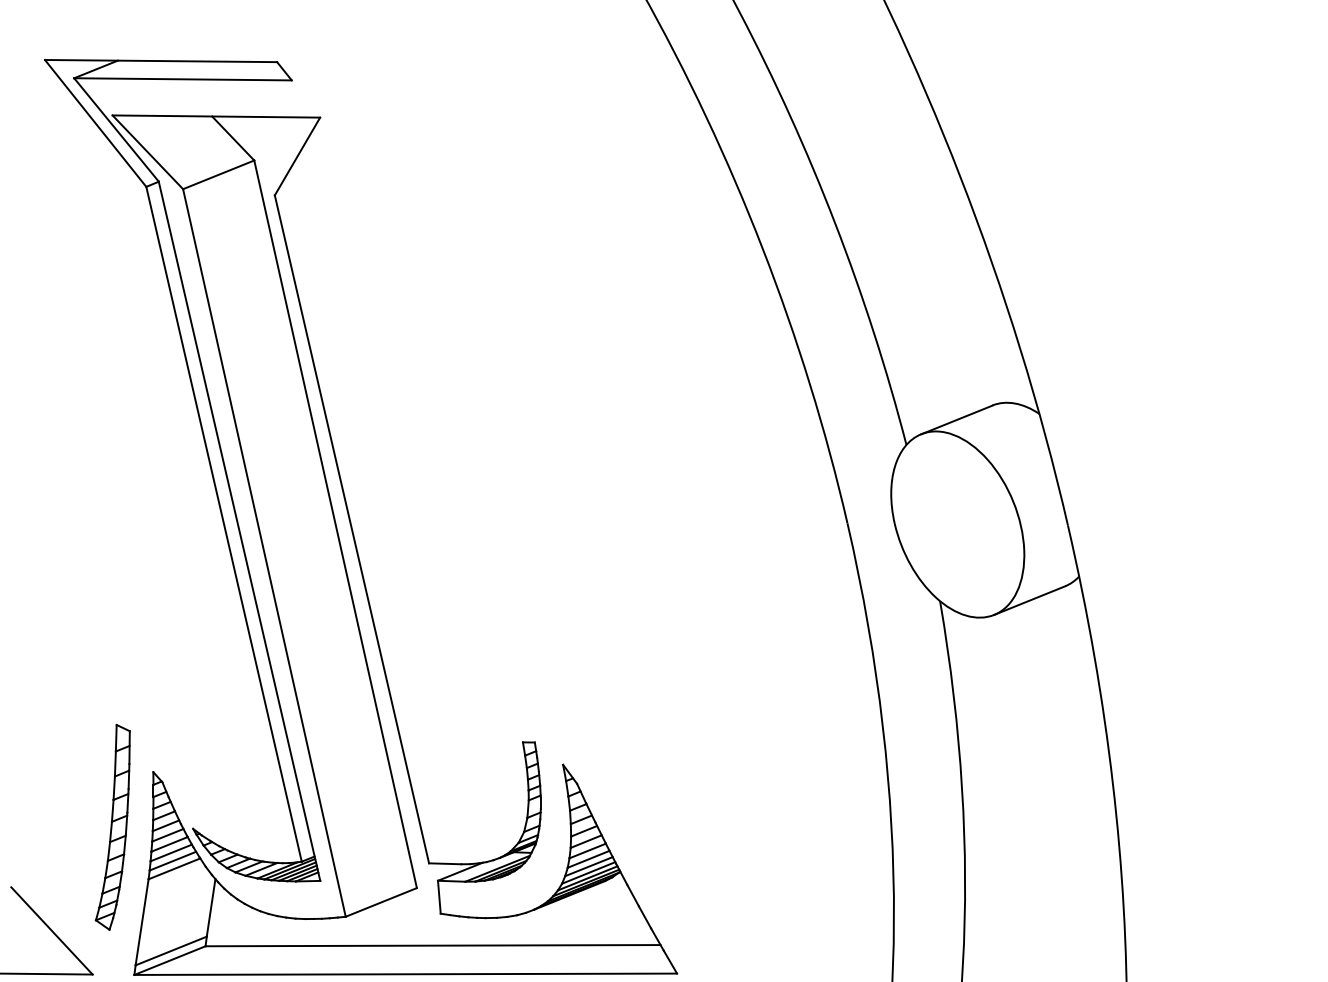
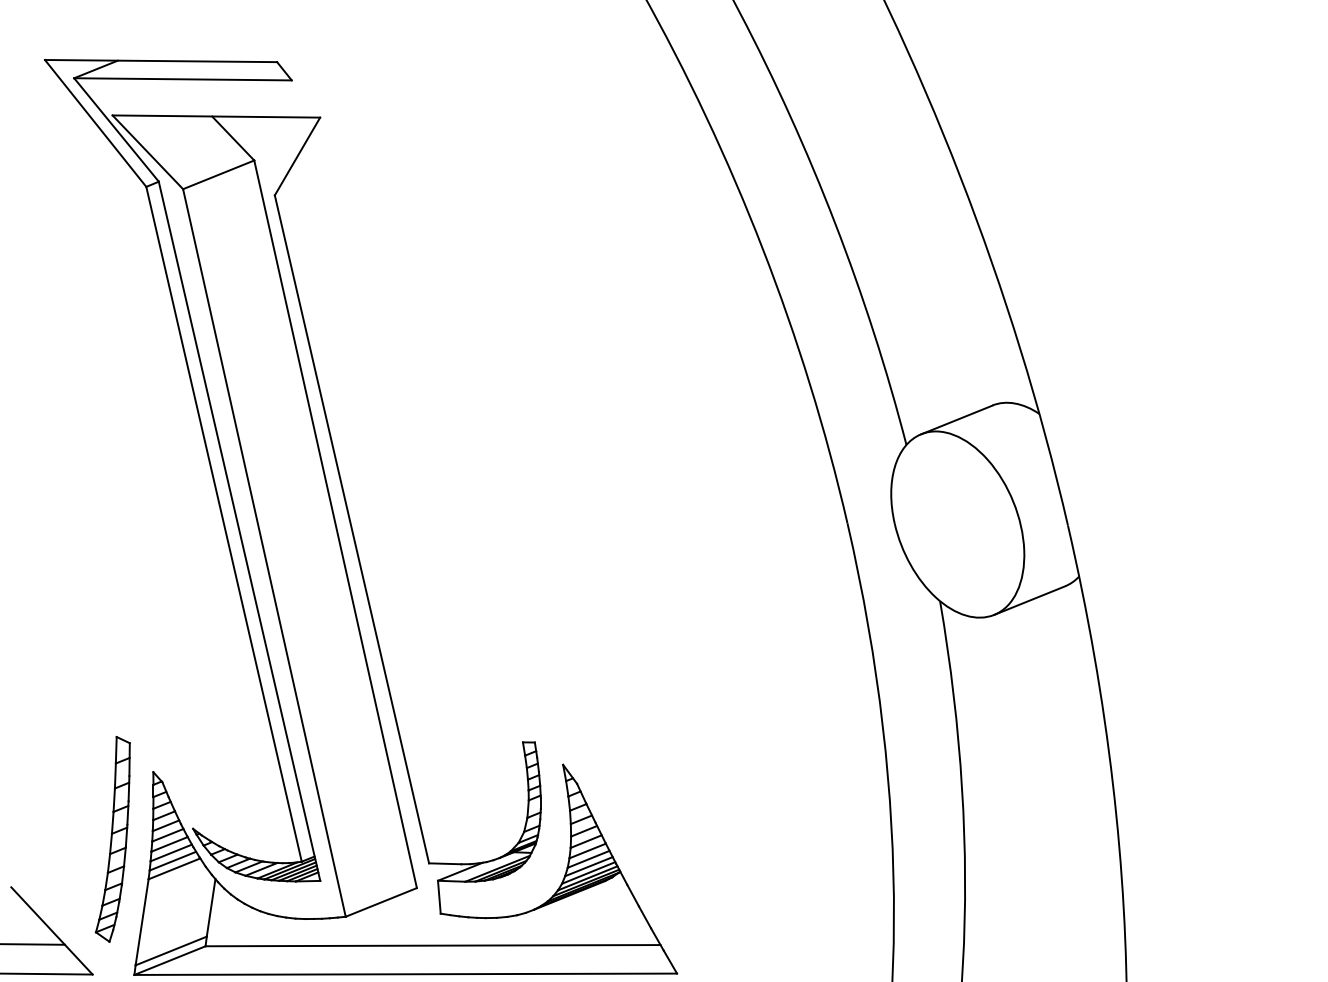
part position: (112, 826) -> (112, 838) (112, 838)
line: none -> present (33, 944)
